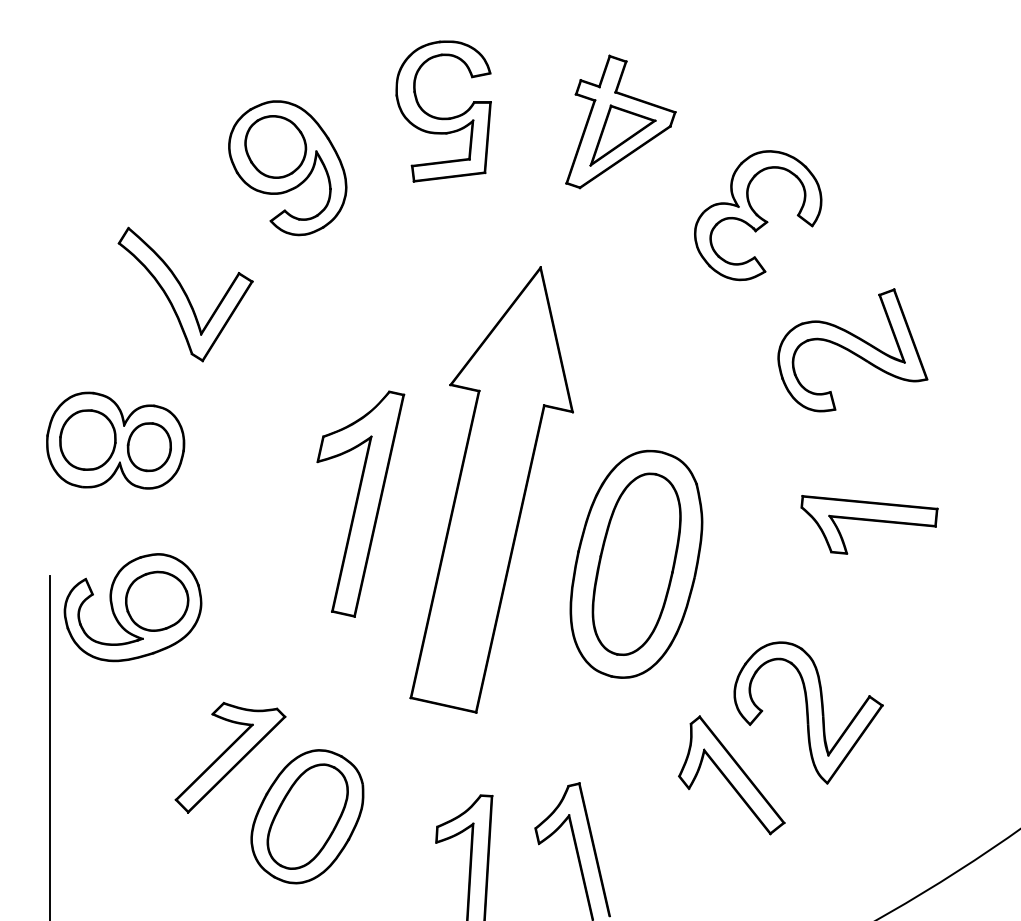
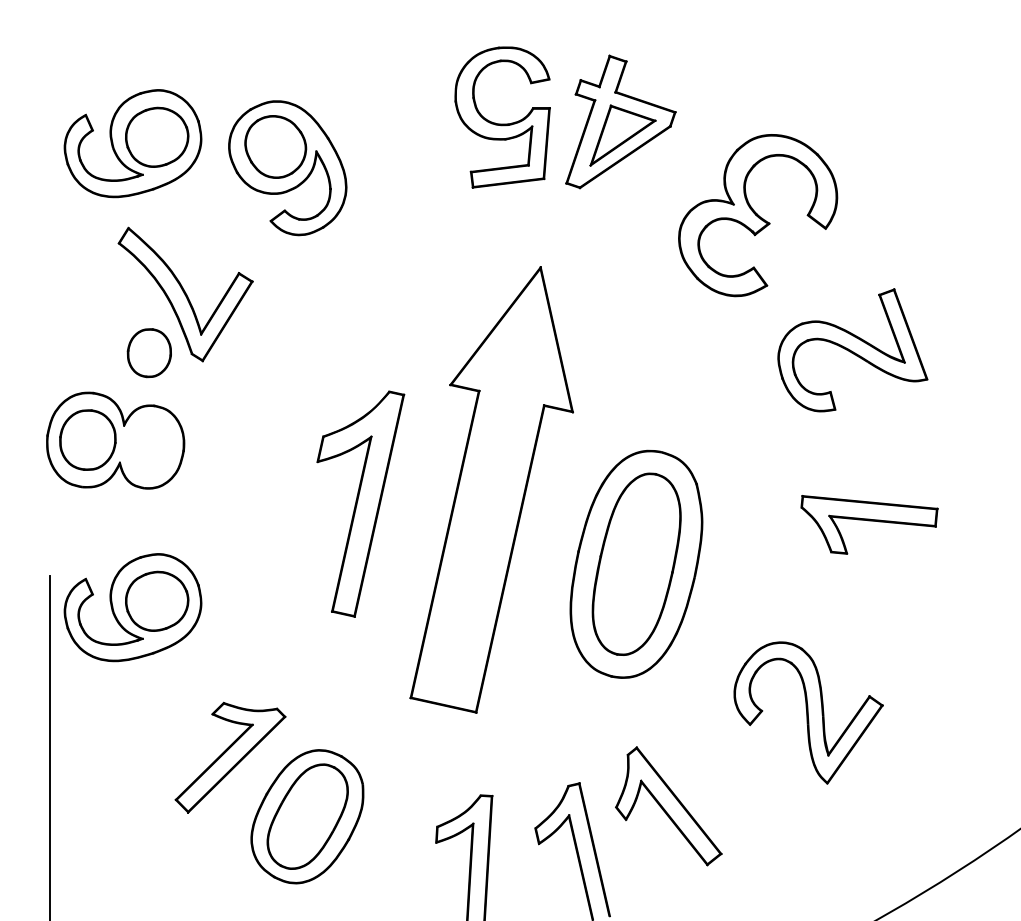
part position: (443, 111) -> (502, 117) (502, 117)
part: none -> present (132, 143)
part size: 129x132 px -> 161x164 px (758, 215)
part position: (148, 447) -> (148, 353) (148, 353)
part position: (731, 775) -> (668, 806) (668, 806)
